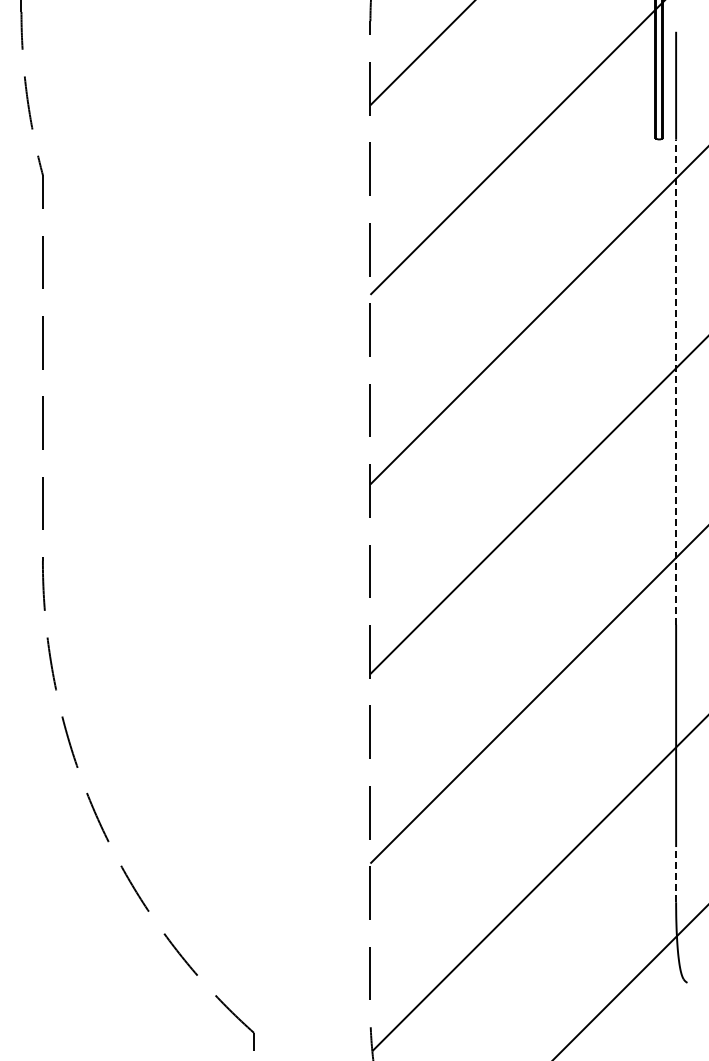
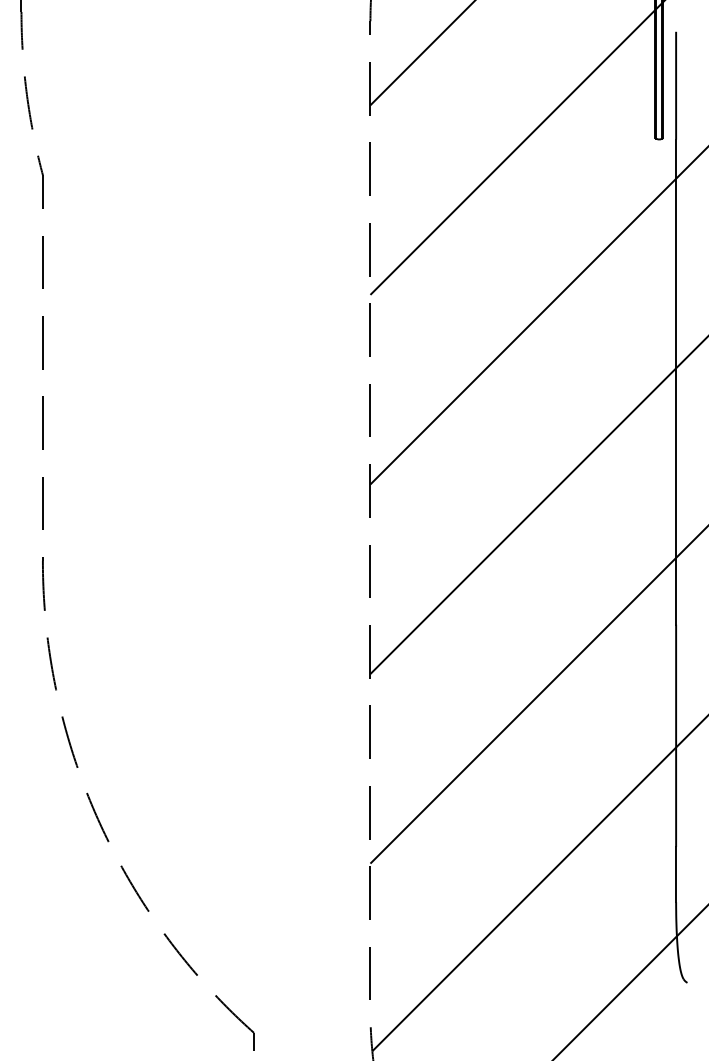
line: dashed -> solid (676, 381)
line: dashed -> solid (676, 874)
